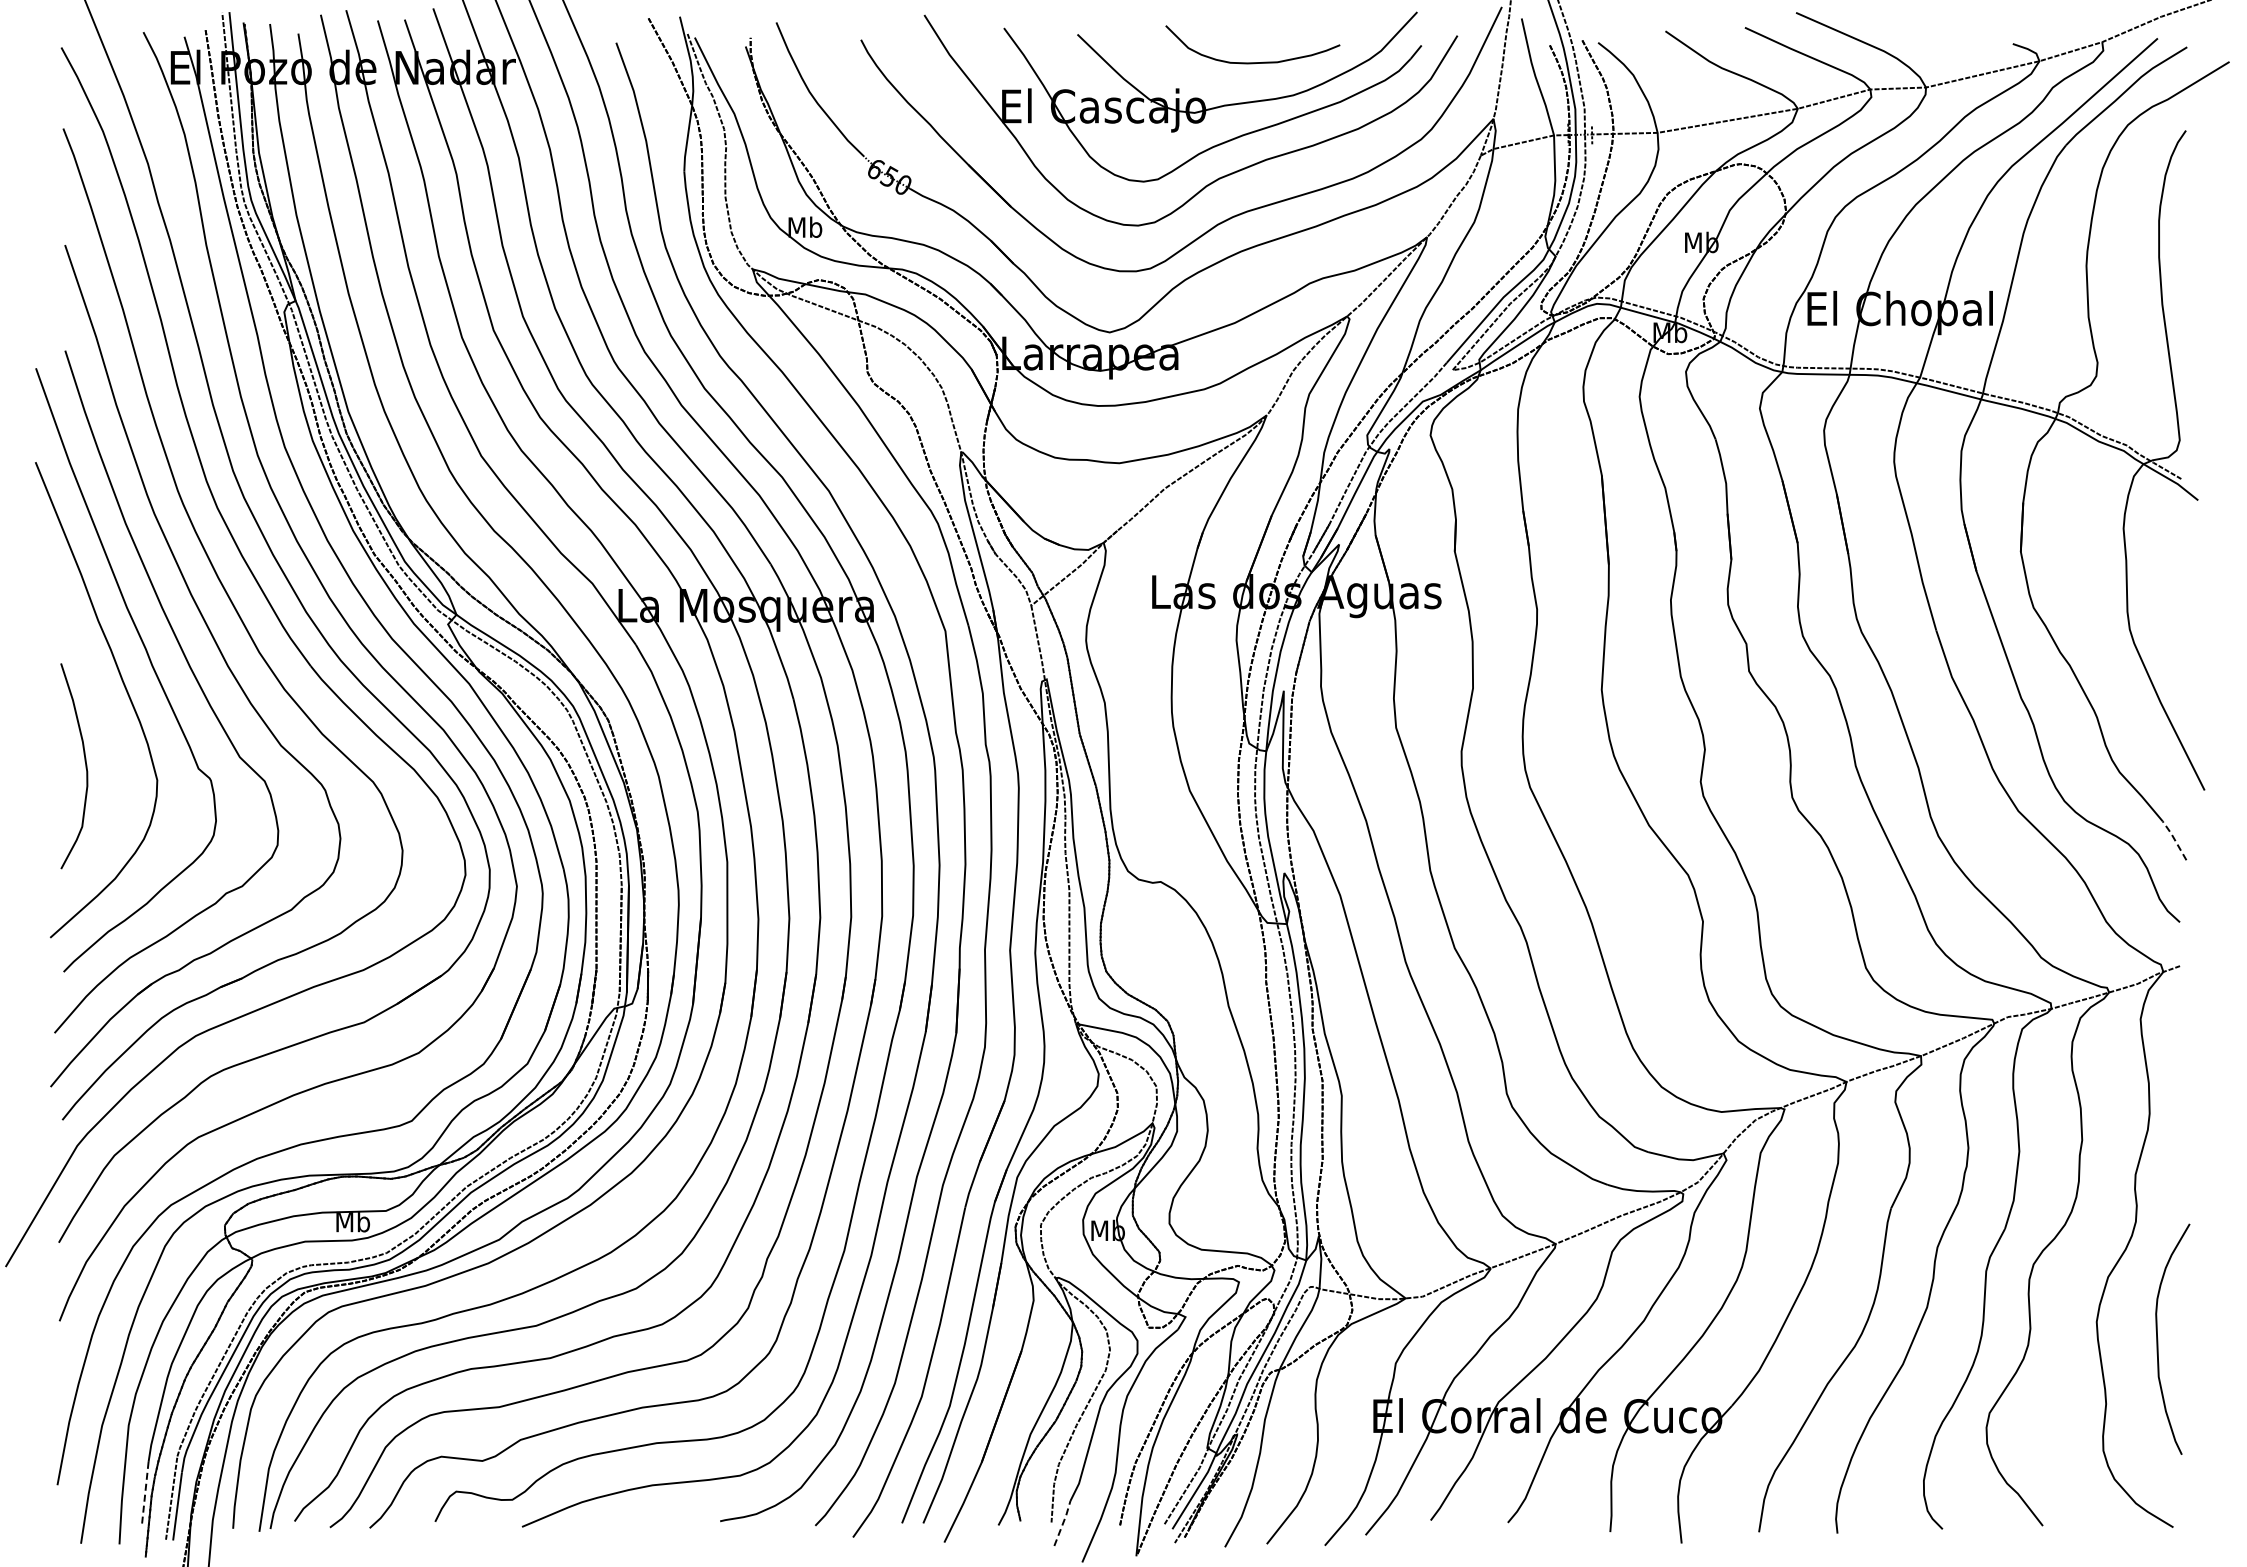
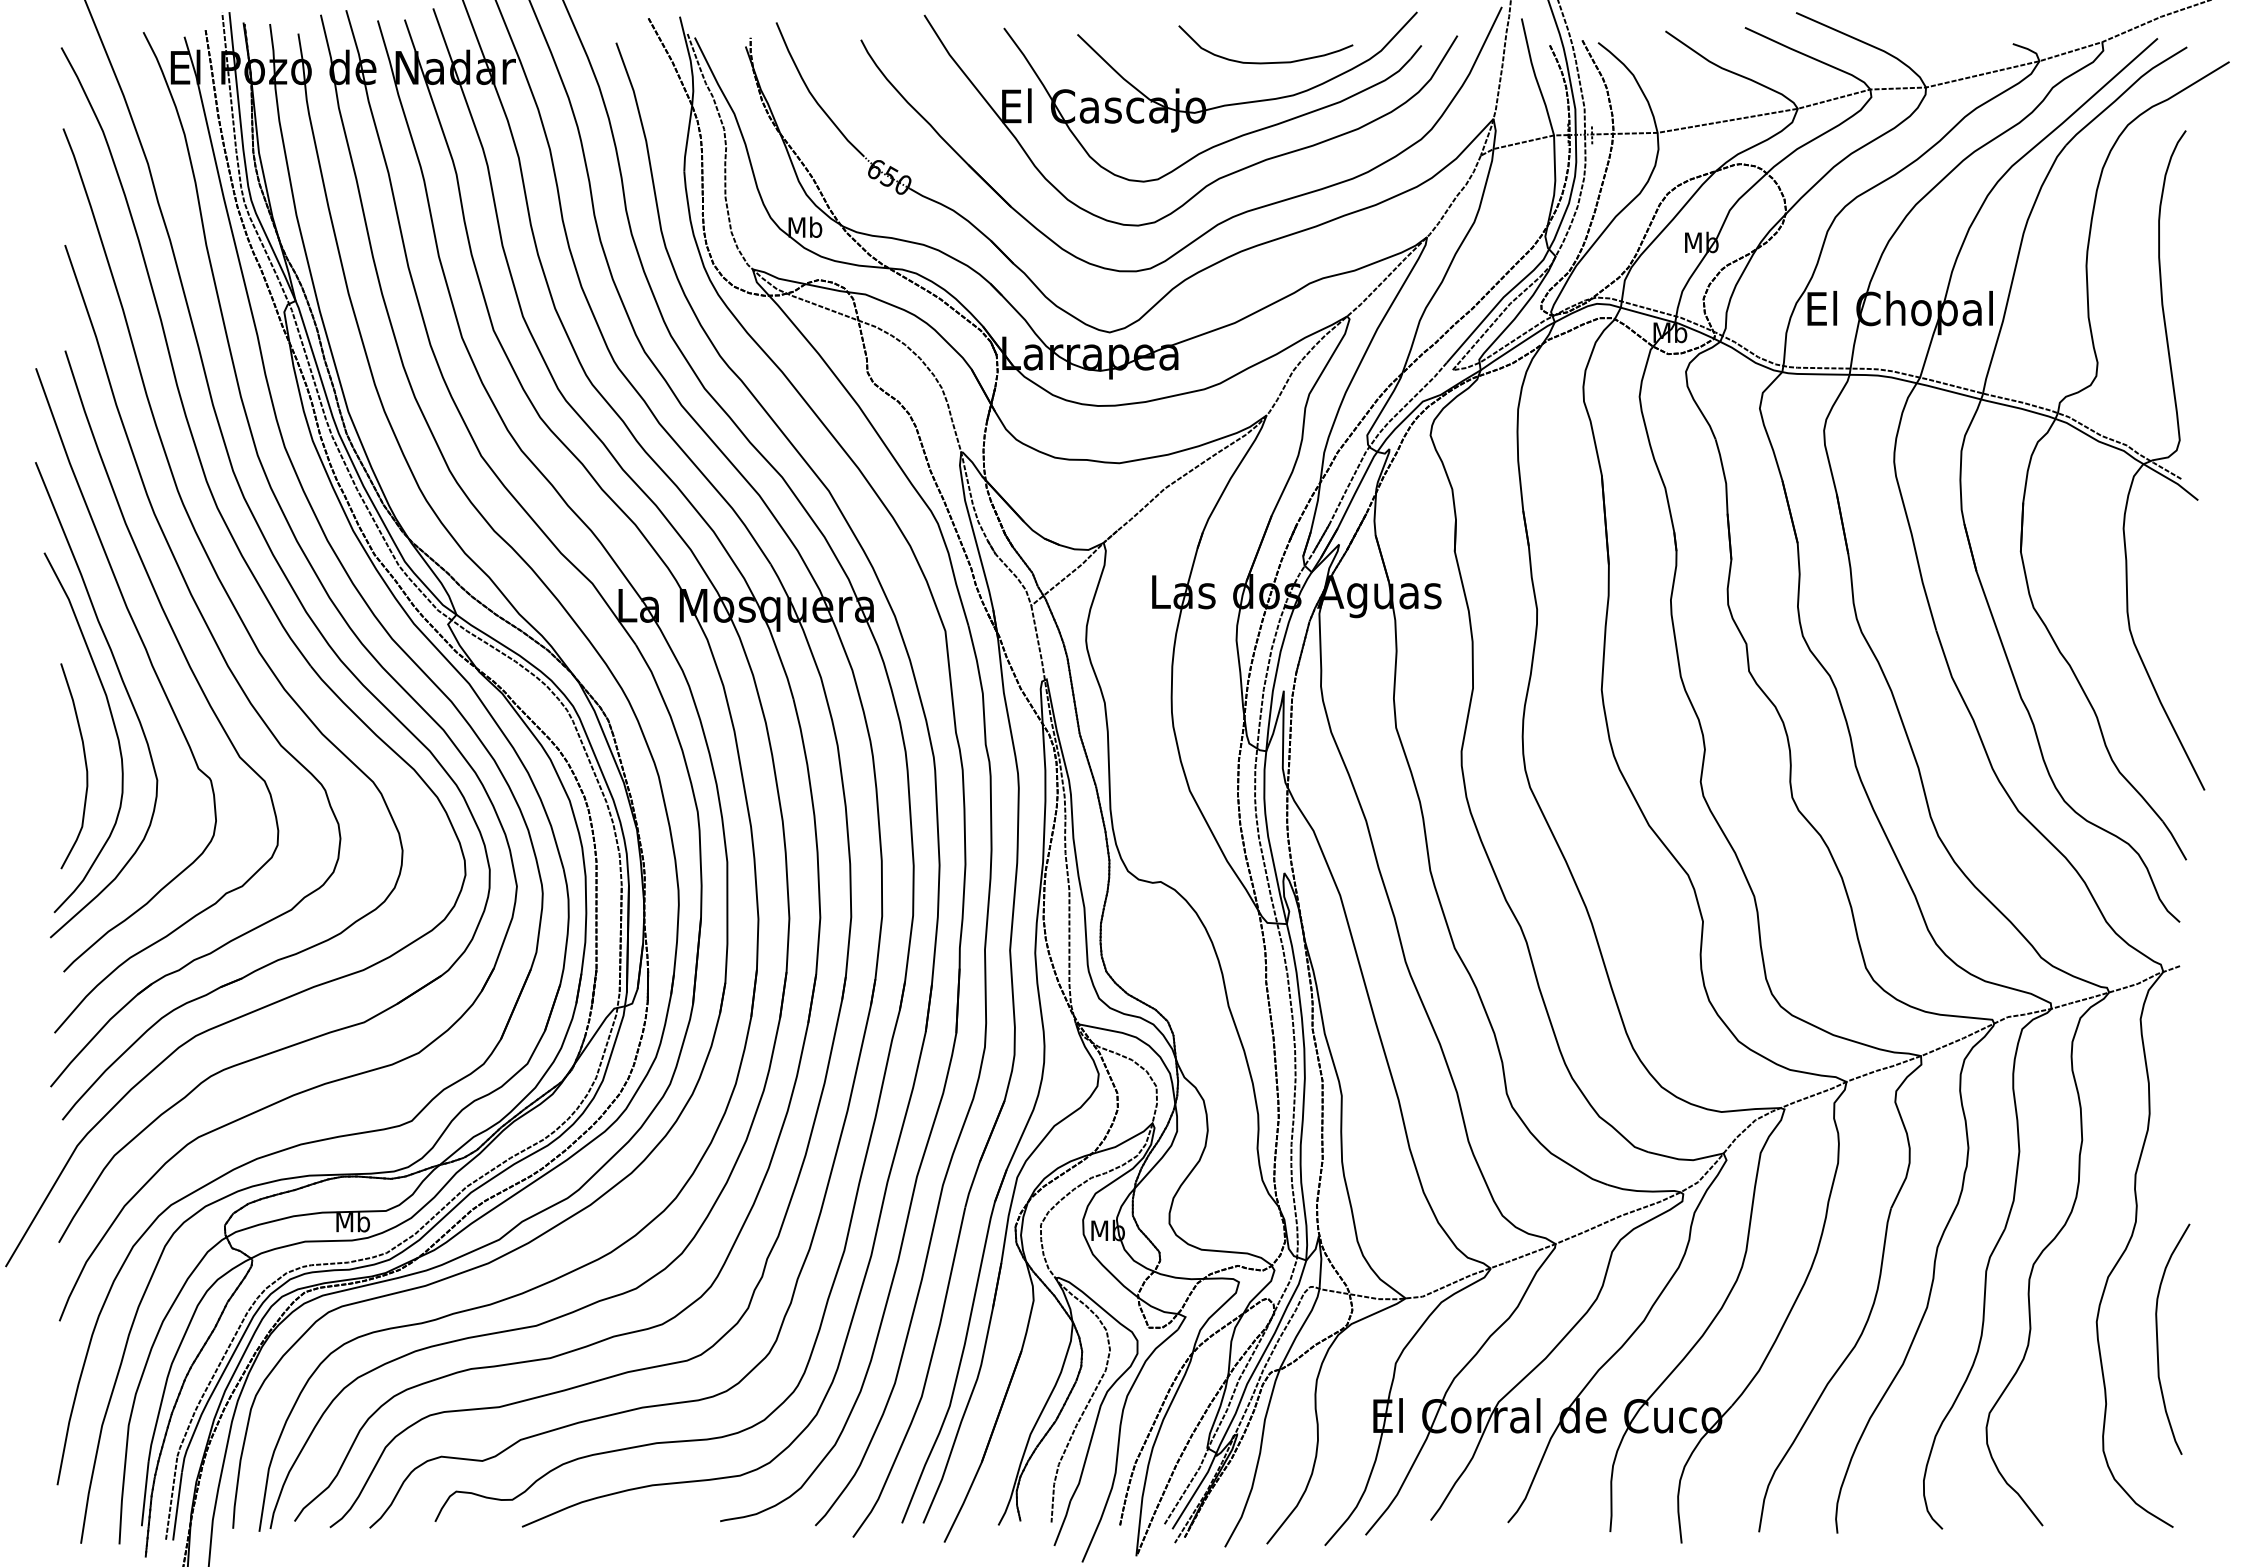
curve position: (1252, 62) -> (1265, 62) (1265, 62)
curve: none -> present (113, 726)
line: dashed -> solid (2174, 839)
line: dashed -> solid (145, 1494)
line: dashed -> solid (1063, 1522)
